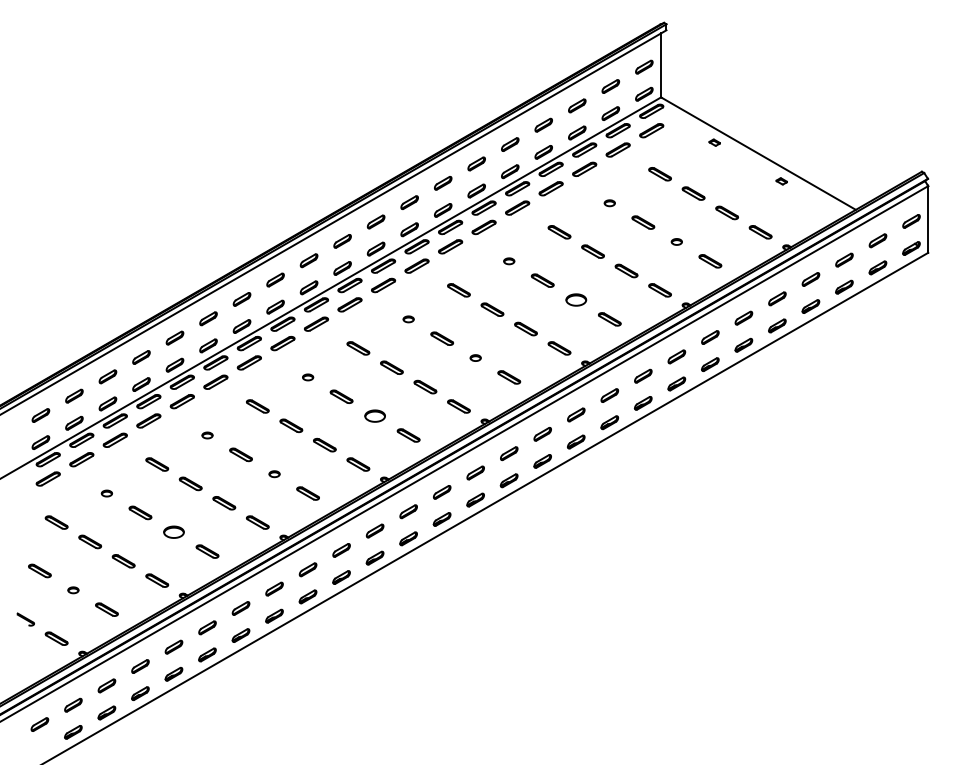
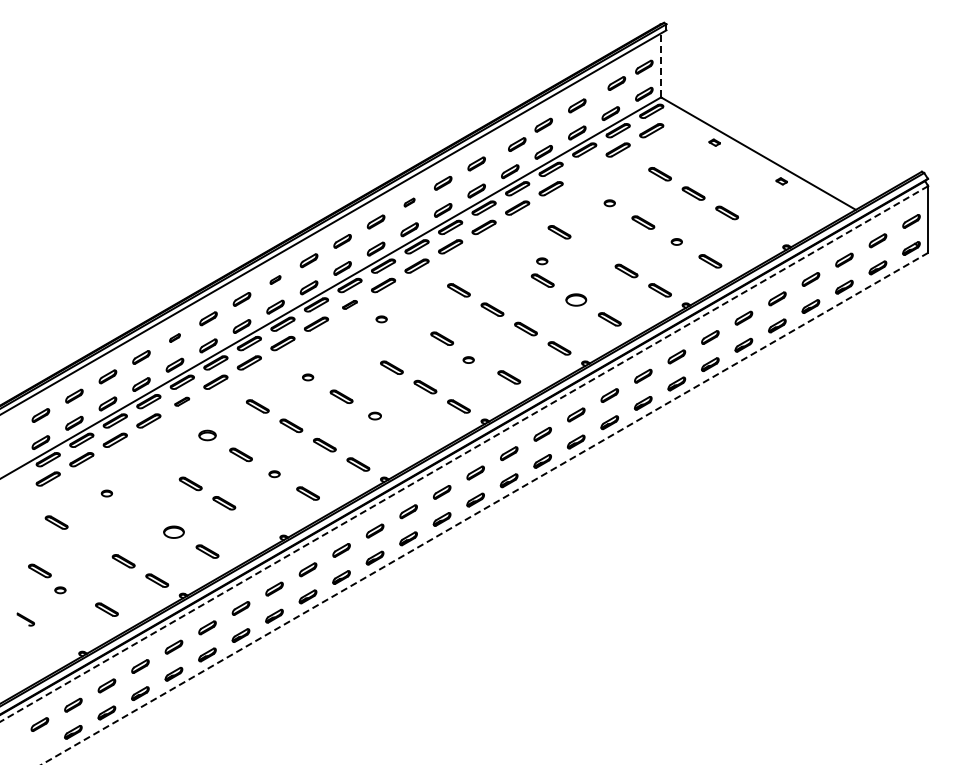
line: solid -> dashed (661, 65)
part position: (610, 86) -> (616, 83) (616, 83)
part position: (510, 144) -> (517, 144) (517, 144)
part: present -> none (584, 168)
part size: 19x15 px -> 13x11 px (409, 202)
part: present -> none (760, 232)
part: present -> none (592, 251)
part position: (509, 261) -> (542, 261) (542, 261)
part size: 19x16 px -> 13x10 px (275, 279)
part size: 26x16 px -> 16x10 px (349, 304)
part position: (408, 319) -> (381, 319) (381, 319)
part size: 20x16 px -> 12x10 px (174, 337)
part: present -> none (358, 348)
part position: (475, 357) -> (468, 359) (468, 359)
part size: 26x16 px -> 17x11 px (182, 401)
part size: 22x14 px -> 14x10 px (374, 415)
part size: 13x9 px -> 19x13 px (207, 435)
part: present -> none (408, 435)
line: solid -> dashed (464, 454)
part: present -> none (157, 464)
line: solid -> dashed (485, 508)
part: present -> none (140, 512)
part: present -> none (257, 522)
part: present -> none (90, 541)
part position: (73, 590) -> (60, 590) (60, 590)
part: present -> none (56, 638)
